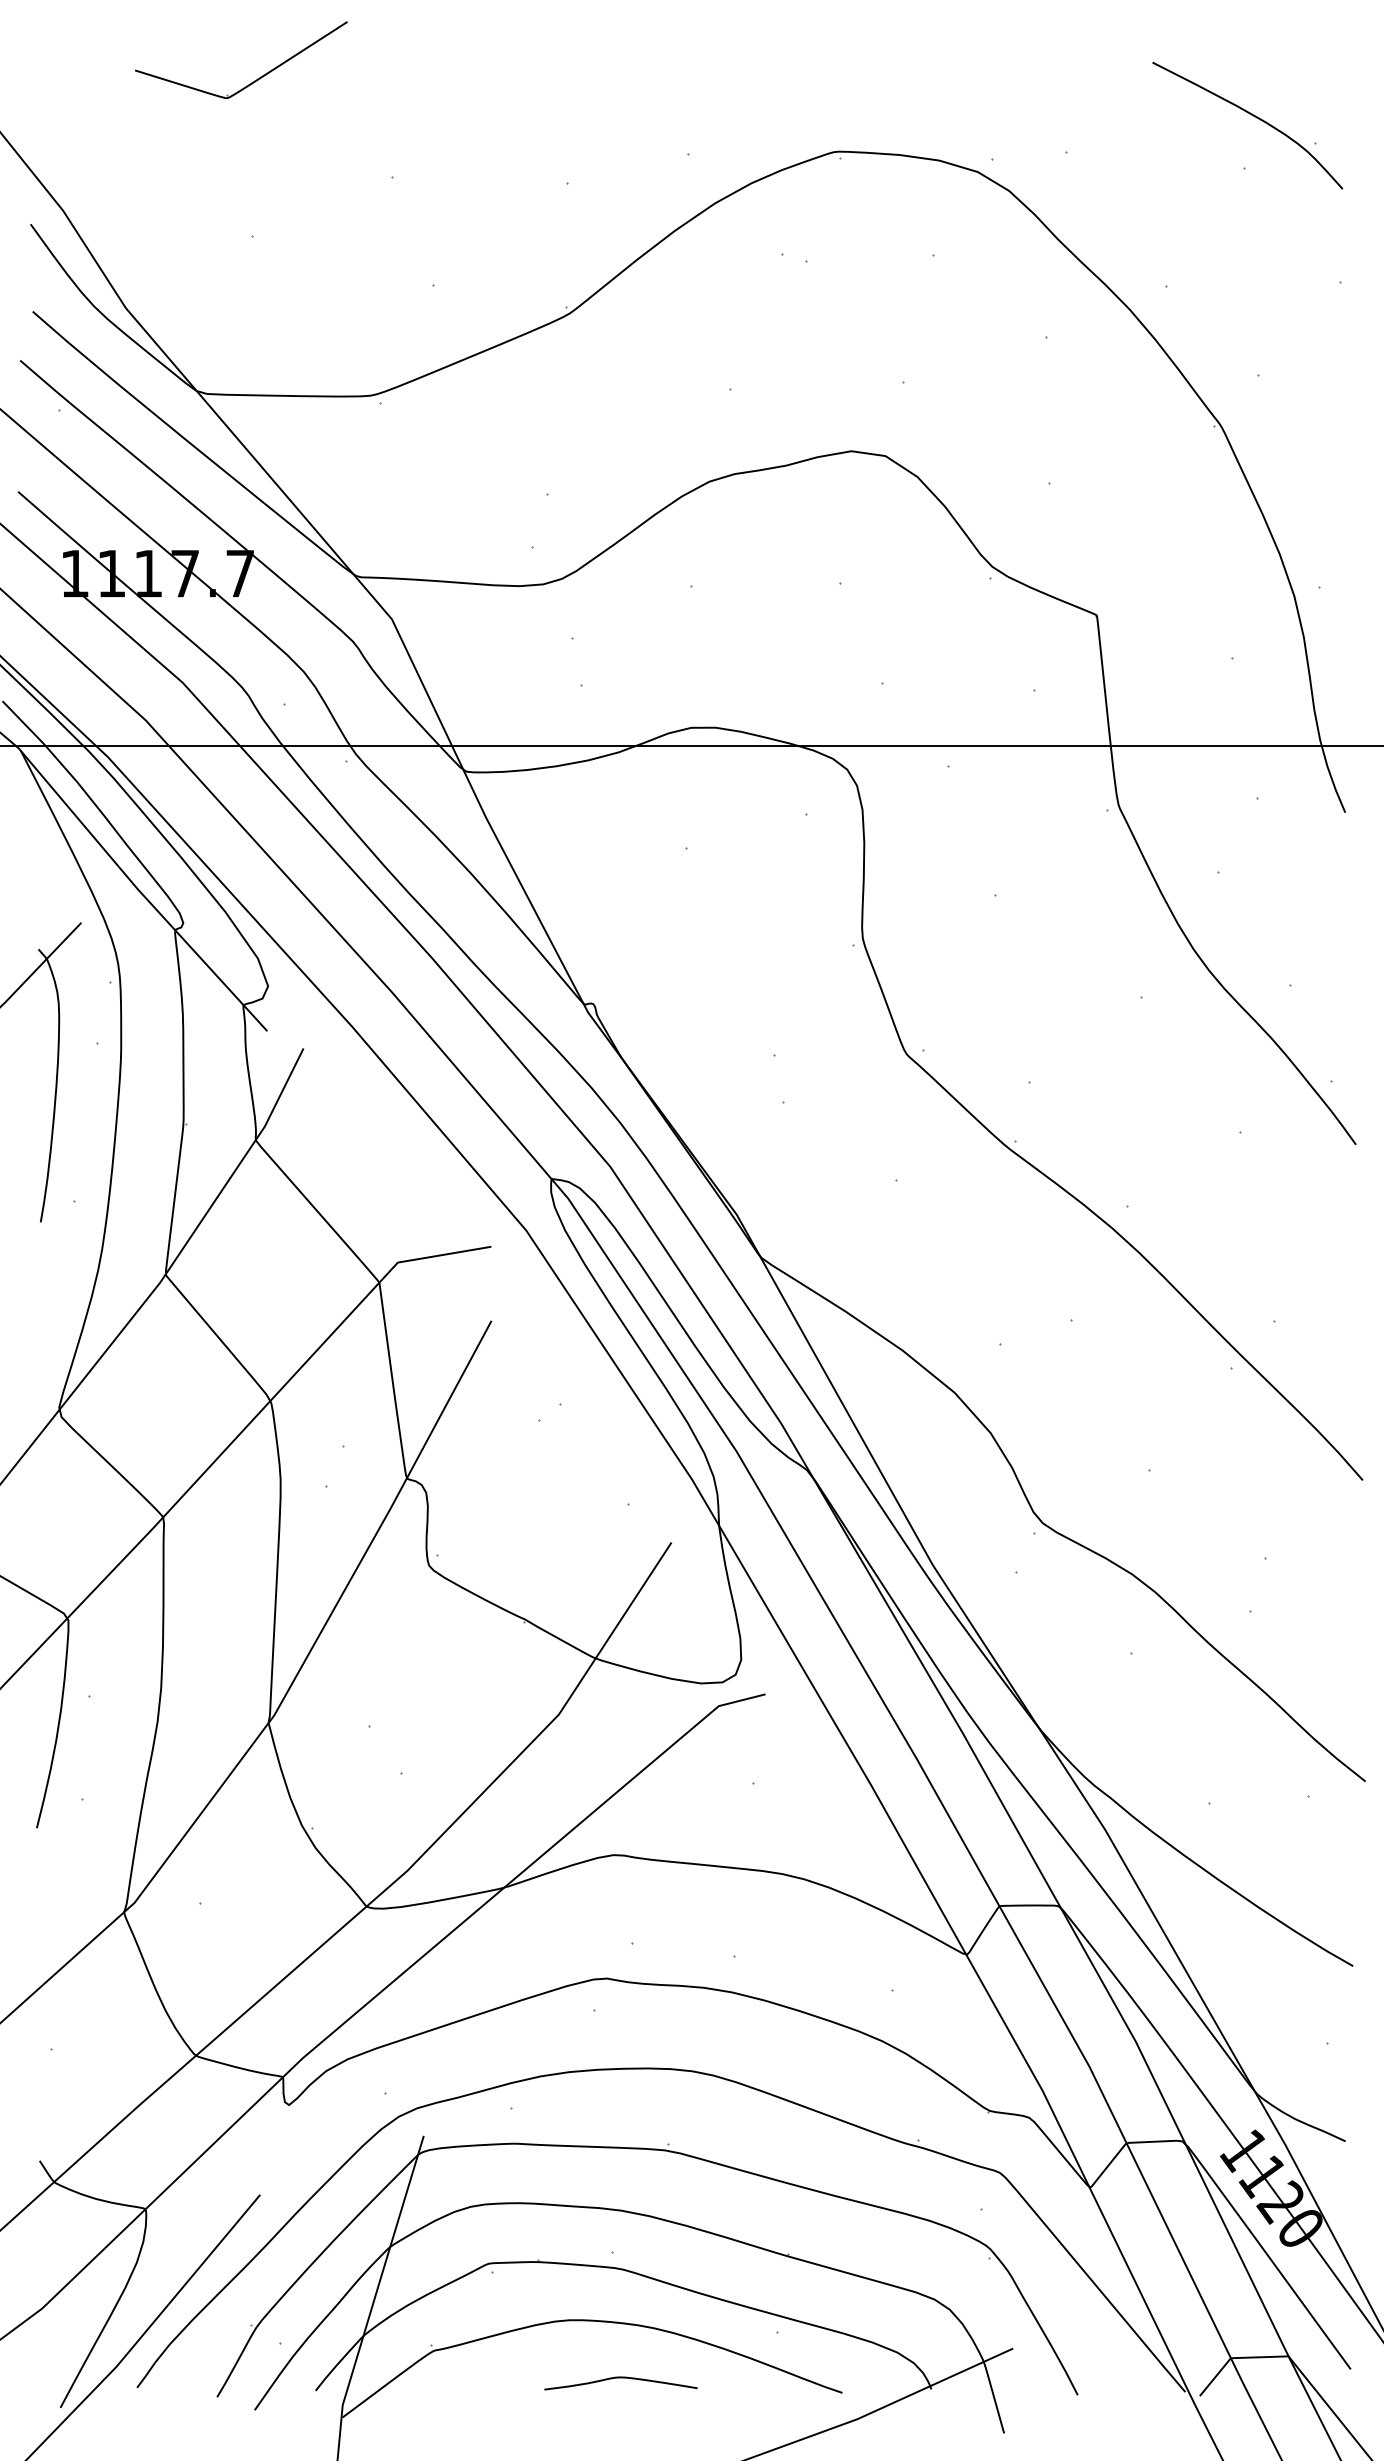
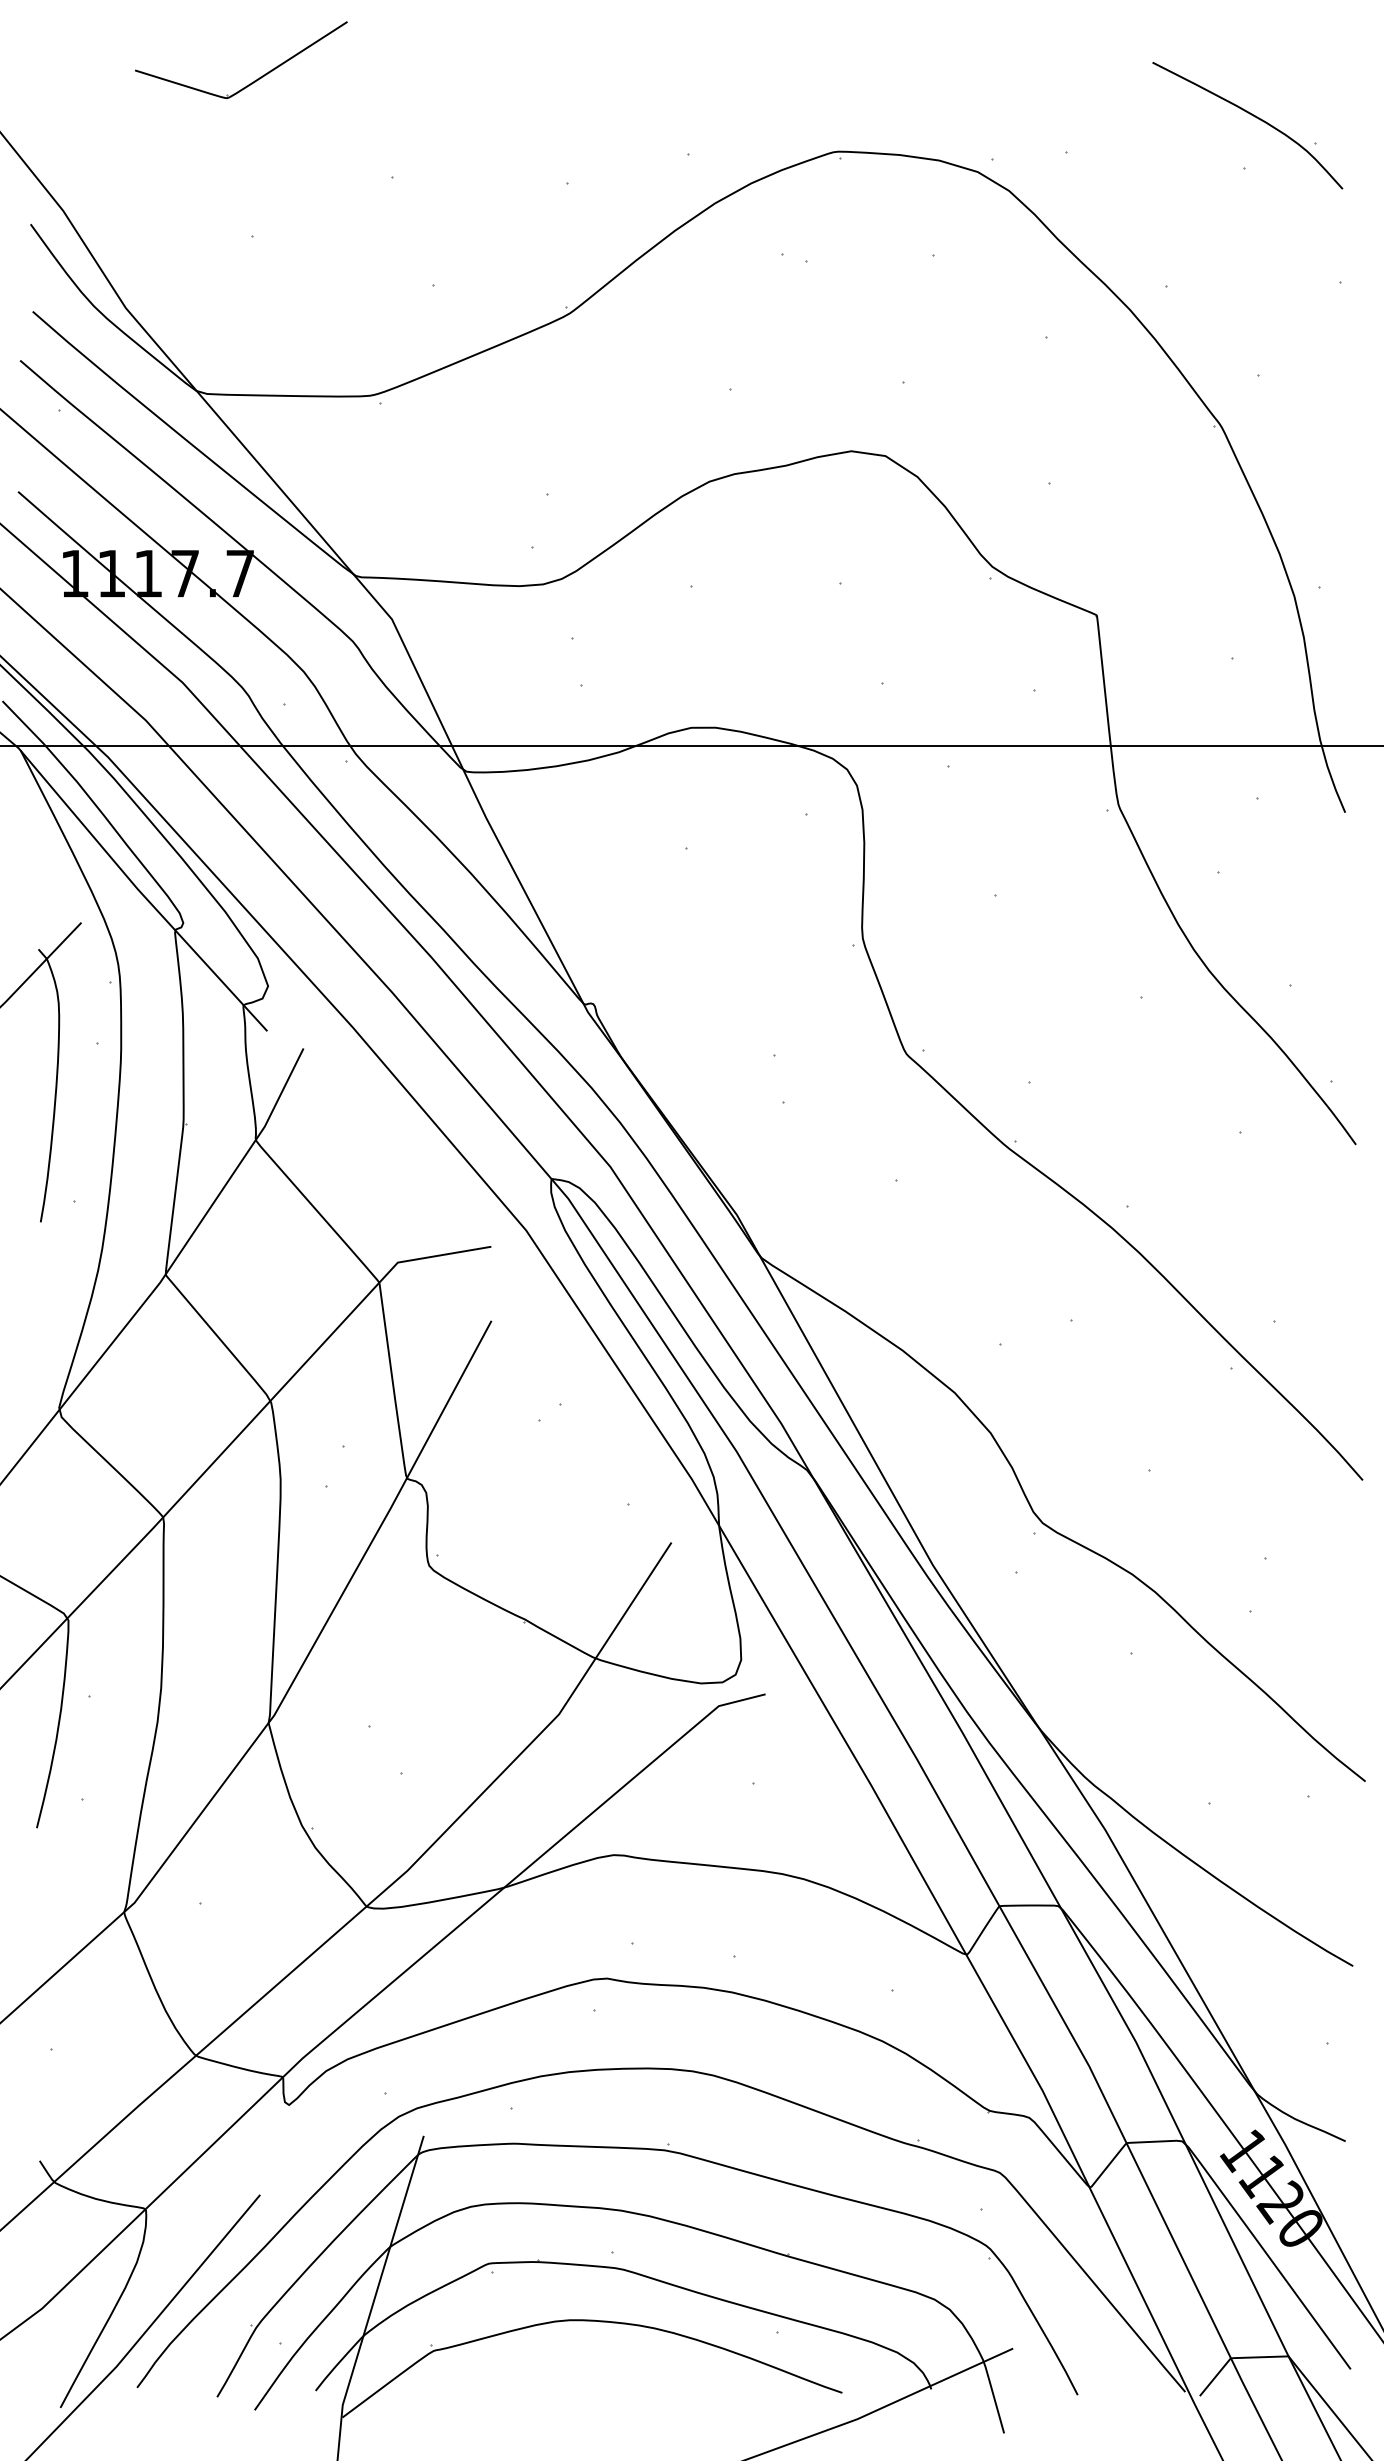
curve: present -> none (620, 2378)
